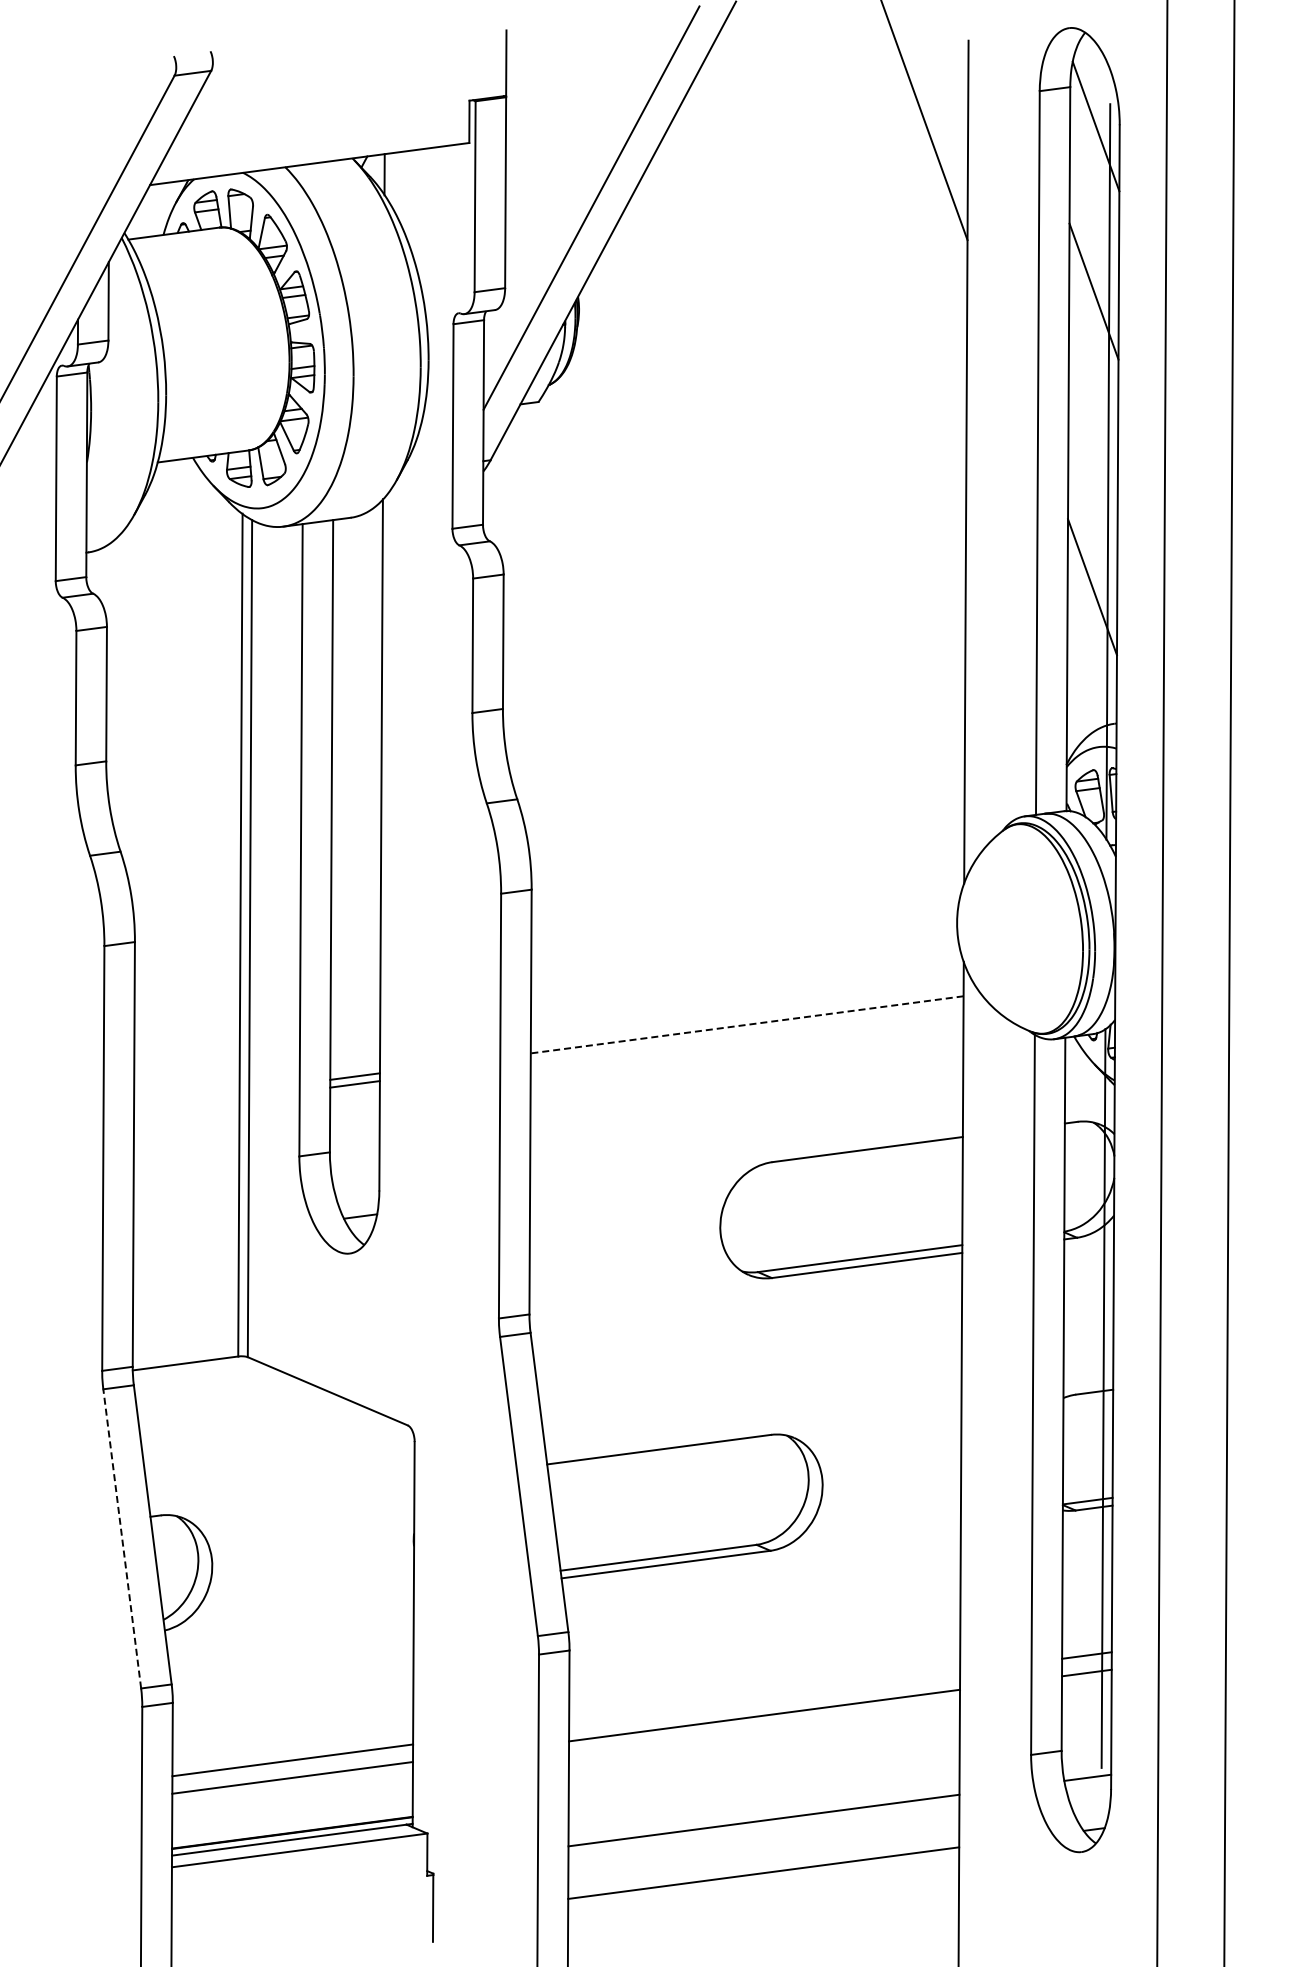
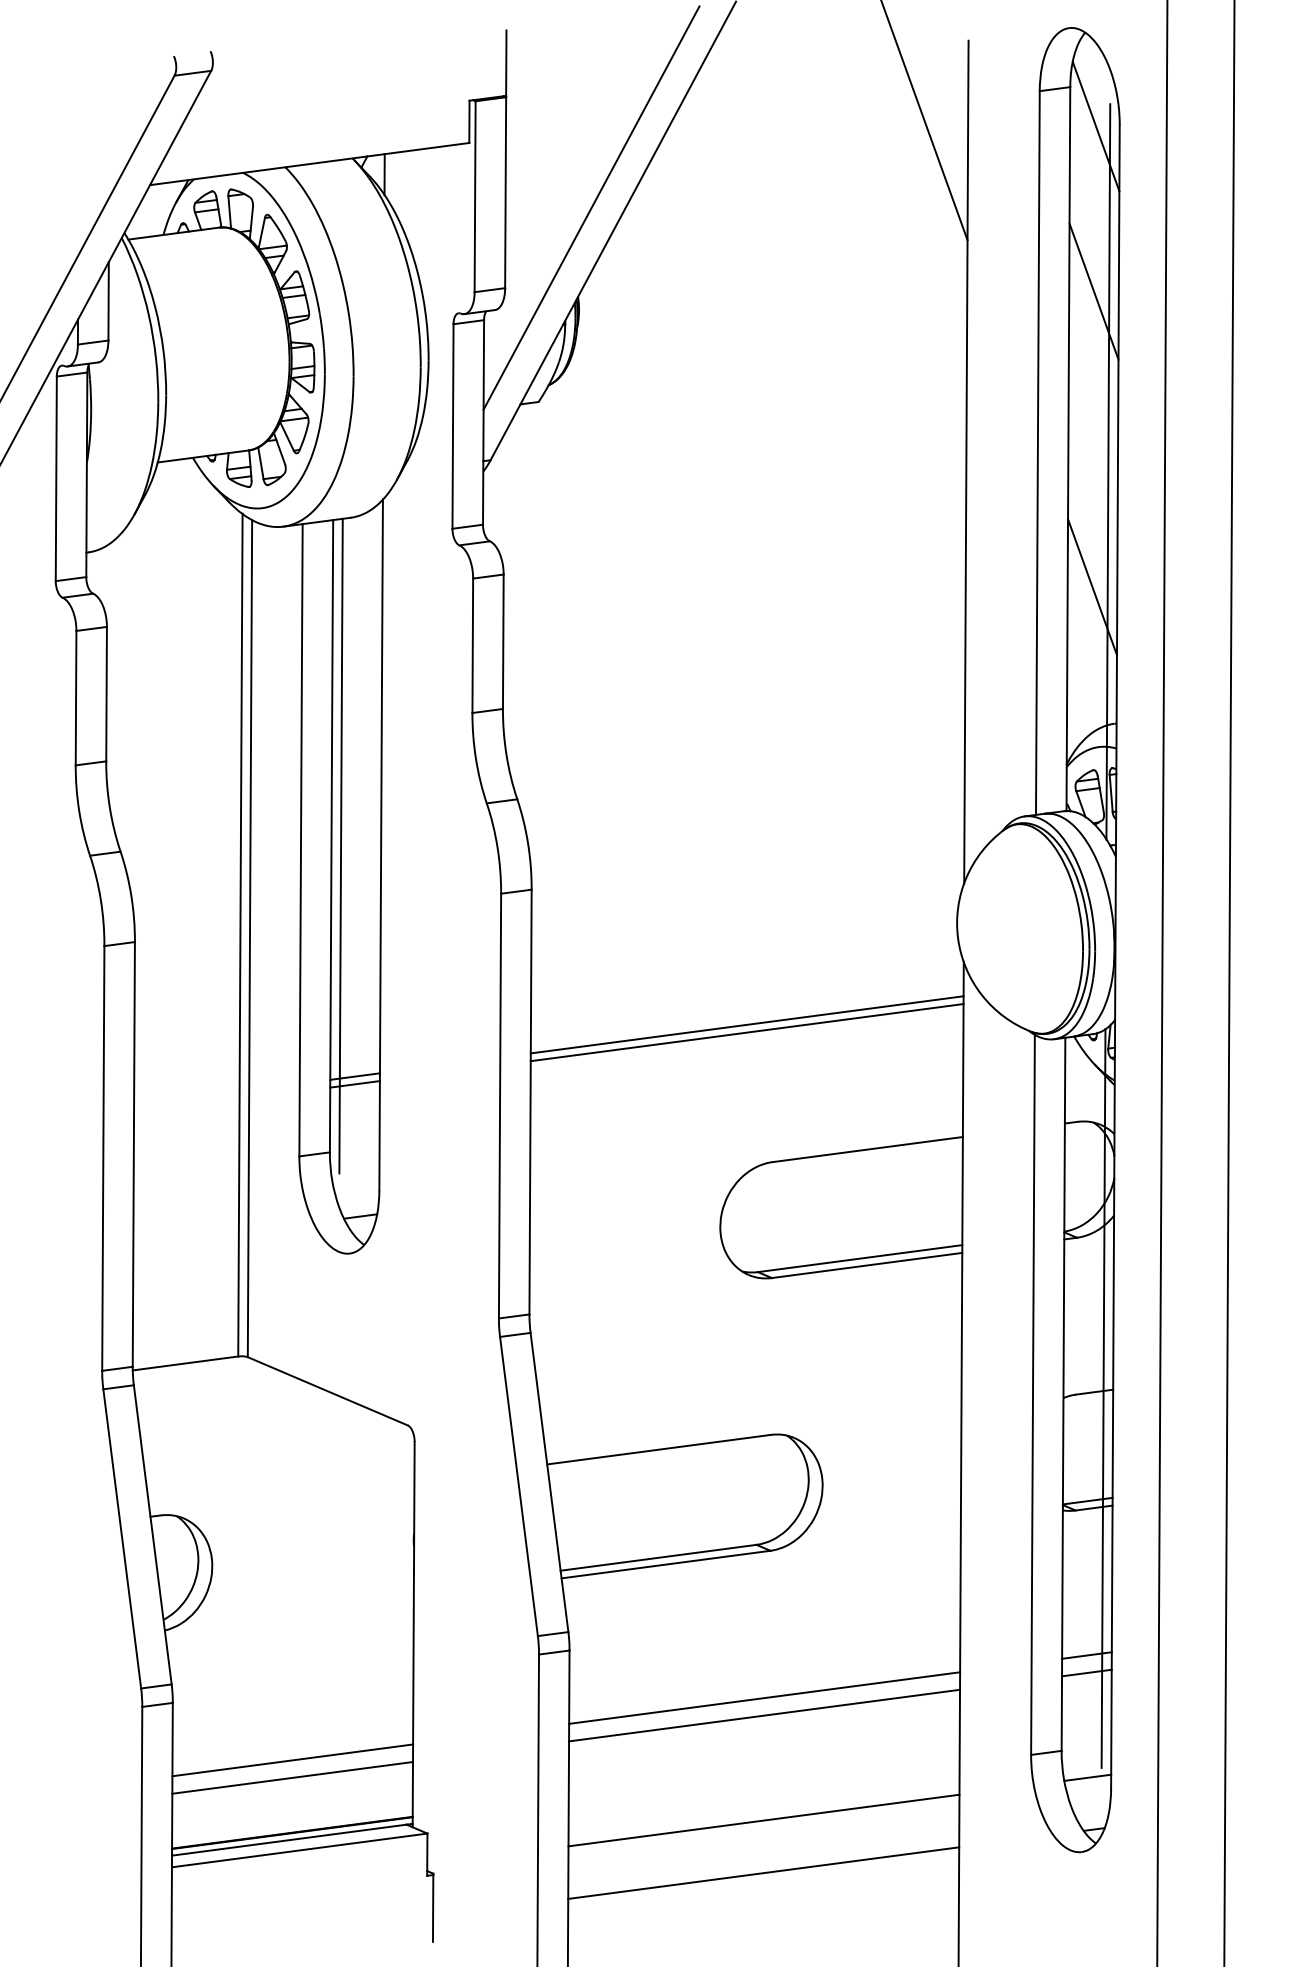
line: none -> present (340, 845)
line: dashed -> solid (746, 1024)
line: none -> present (746, 1032)
line: dashed -> solid (122, 1538)
line: none -> present (764, 1697)
